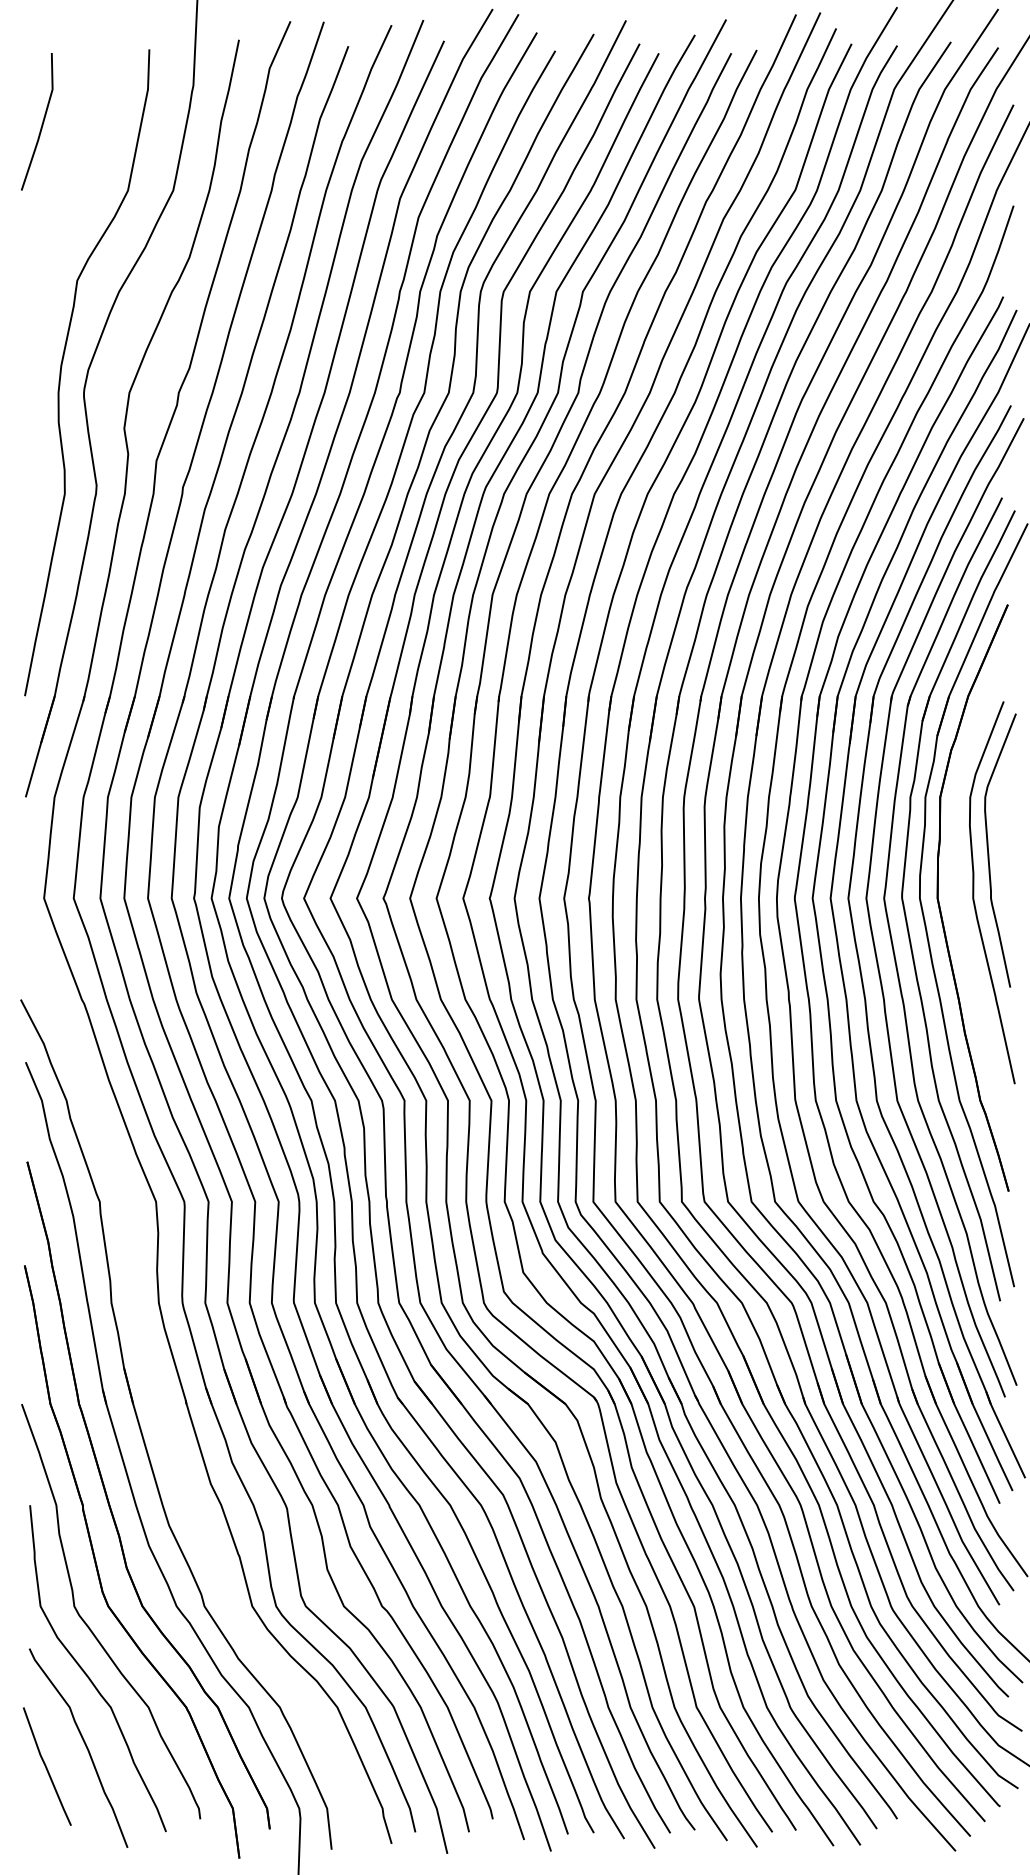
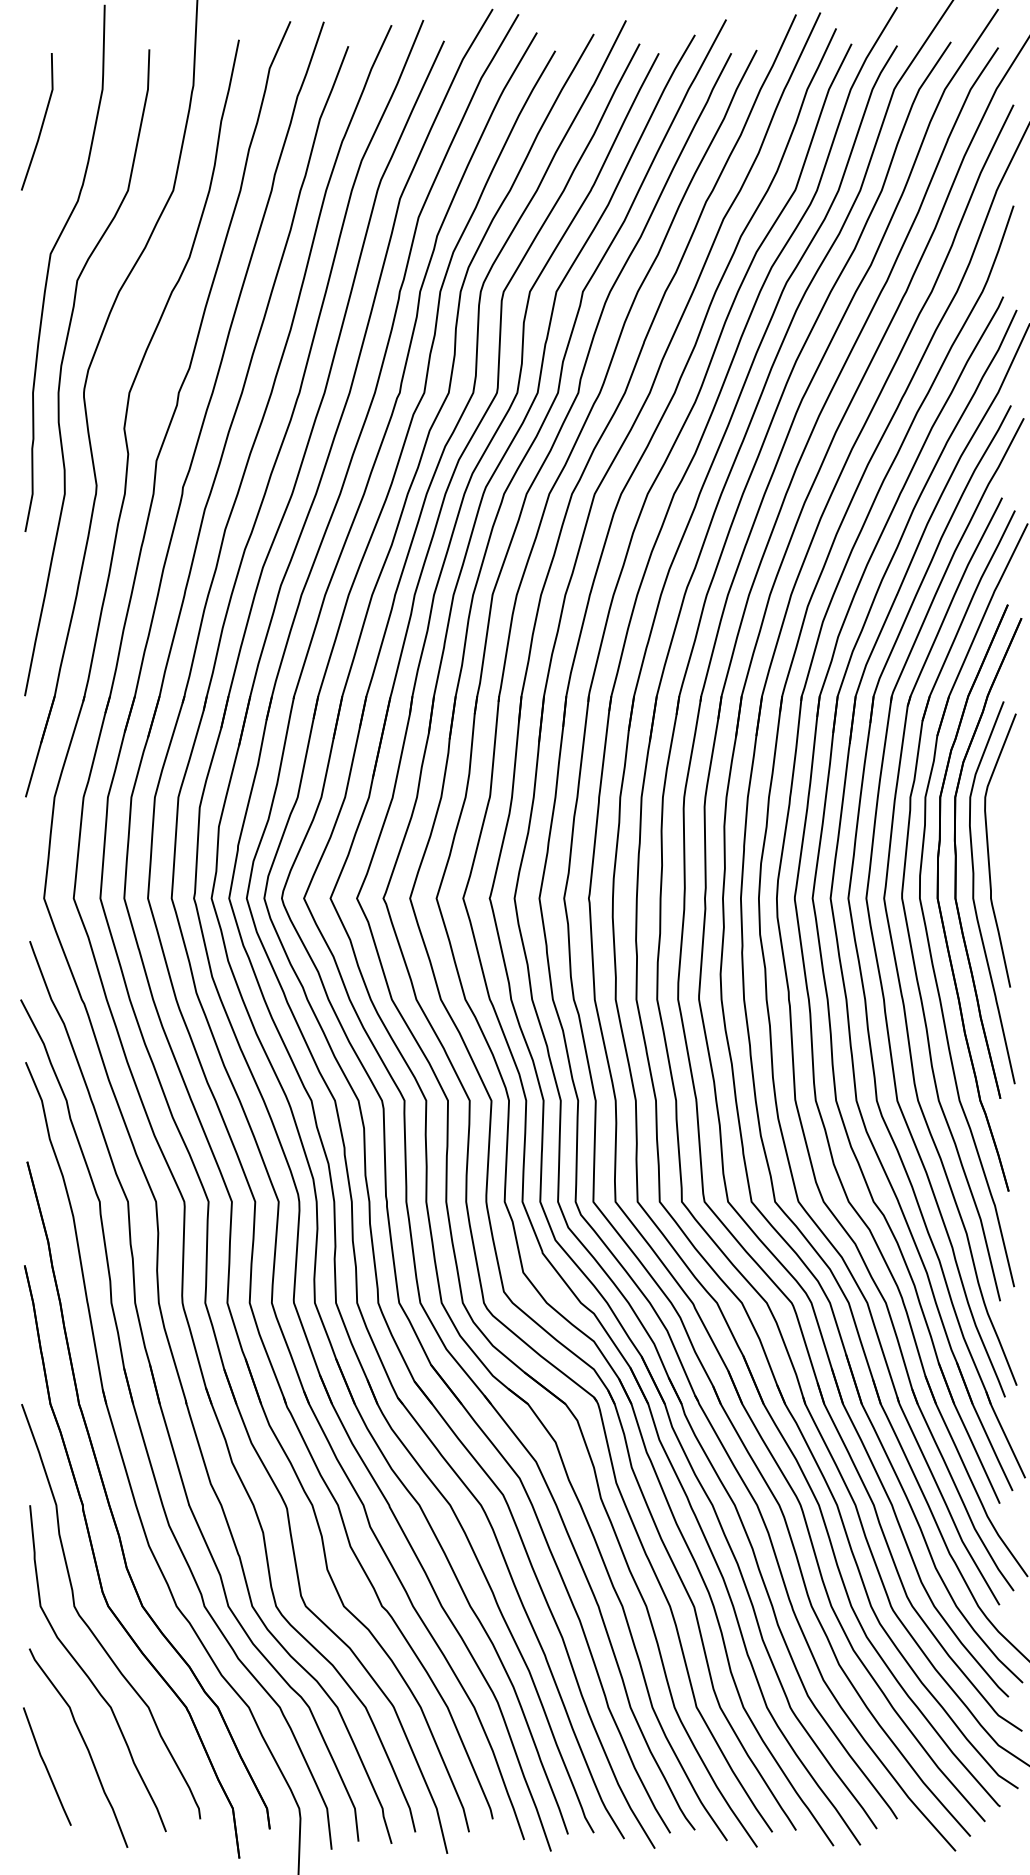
curve: none -> present (50, 263)
part: none -> present (956, 858)
part: none -> present (160, 1401)
